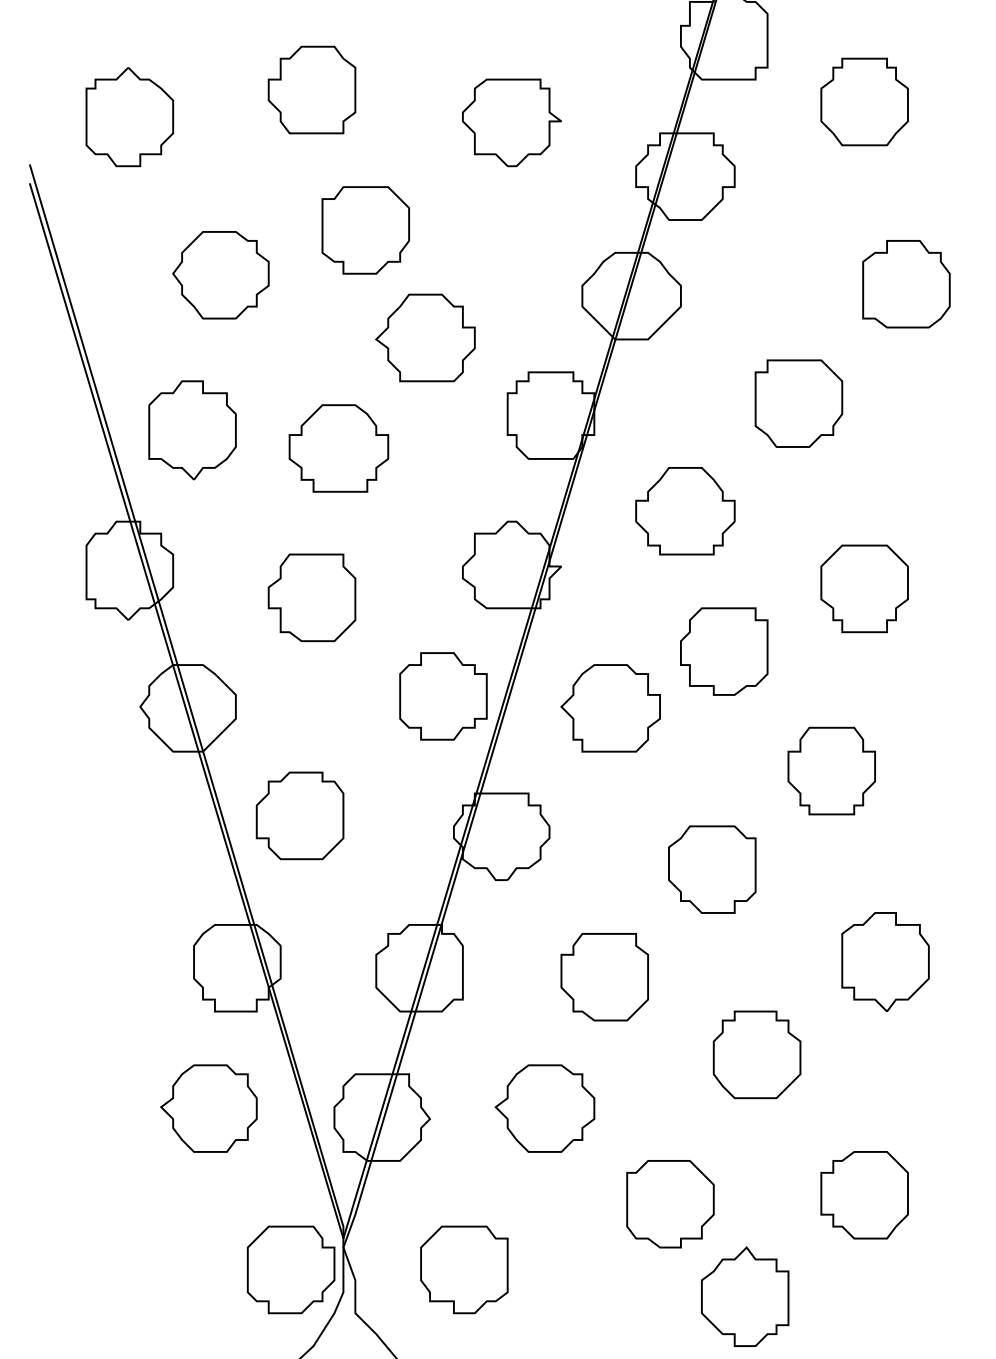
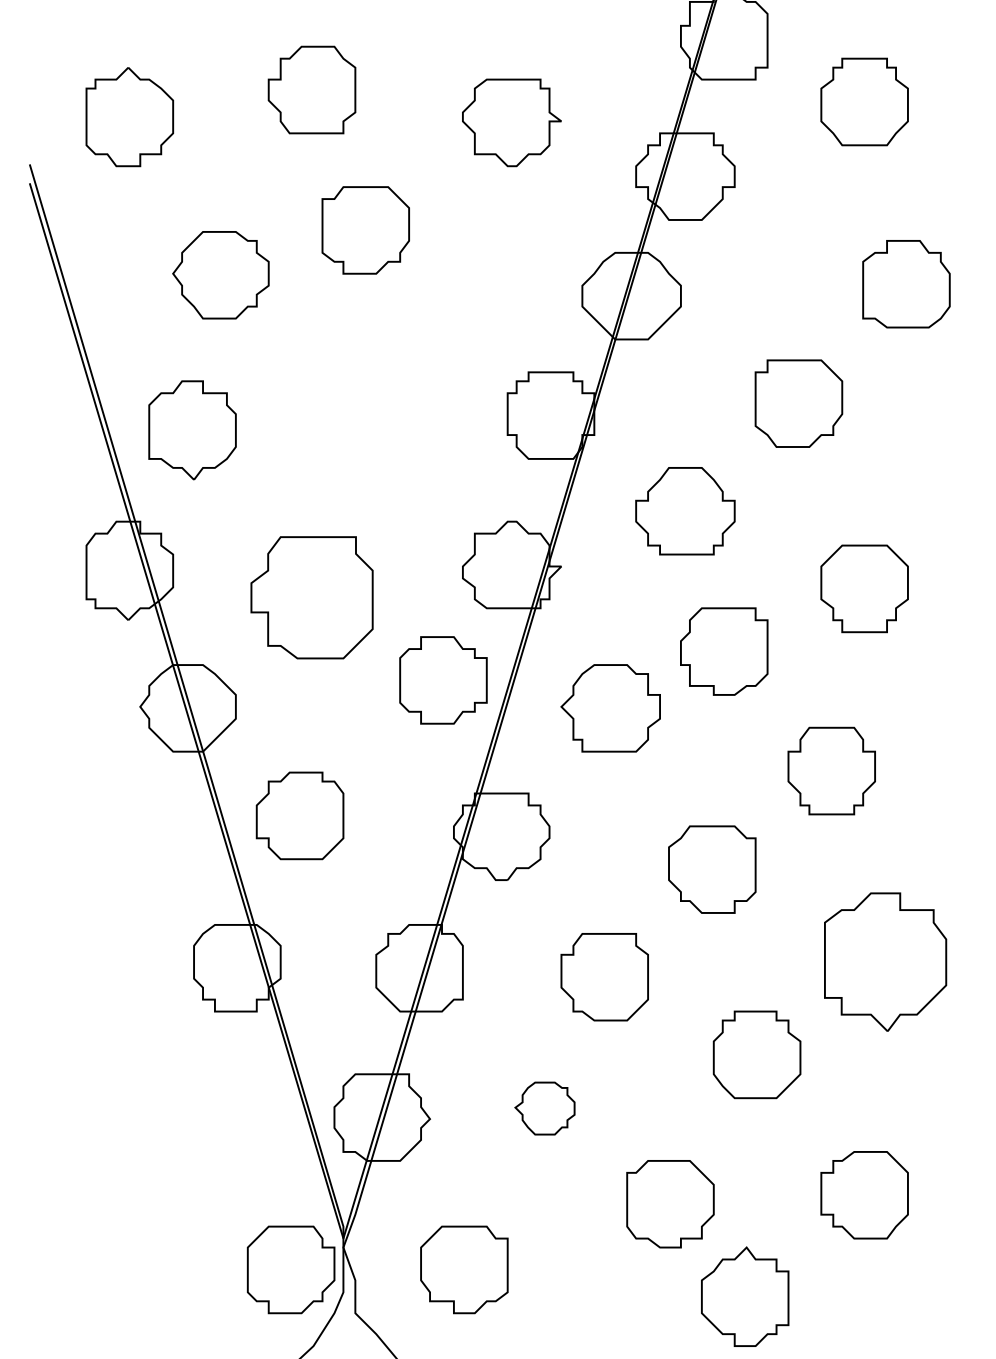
part: present -> none (425, 337)
part: present -> none (338, 448)
part size: 90x90 px -> 124x124 px (311, 597)
part position: (443, 696) -> (443, 680) (443, 680)
part size: 89x100 px -> 124x140 px (885, 961)
part: present -> none (208, 1108)
part size: 102x89 px -> 62x55 px (544, 1108)
